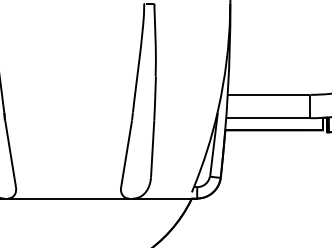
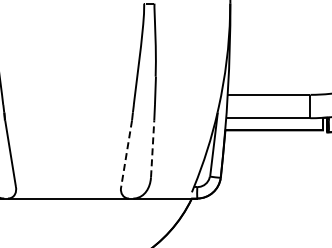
line: solid -> dashed (152, 148)
line: solid -> dashed (126, 153)
